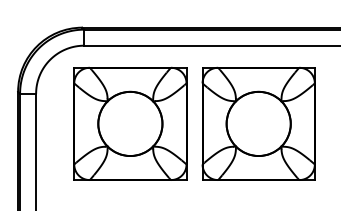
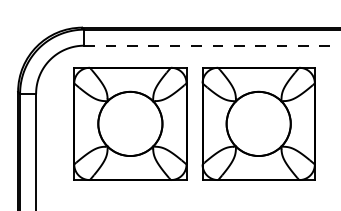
line: solid -> dashed (212, 45)
